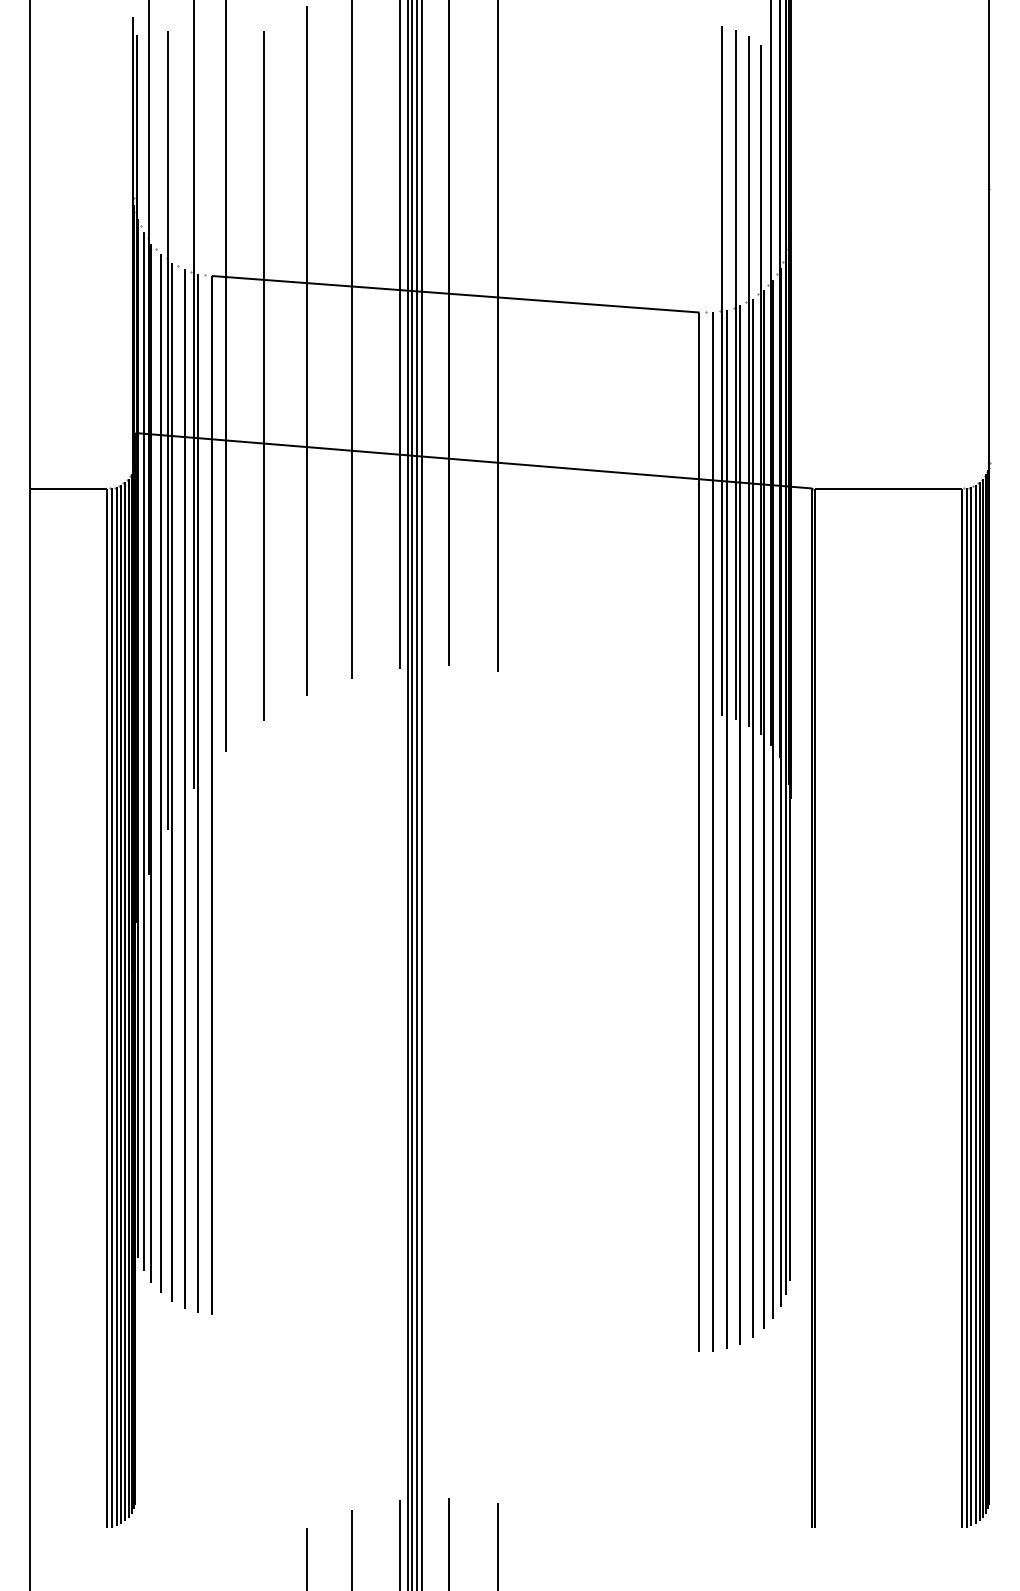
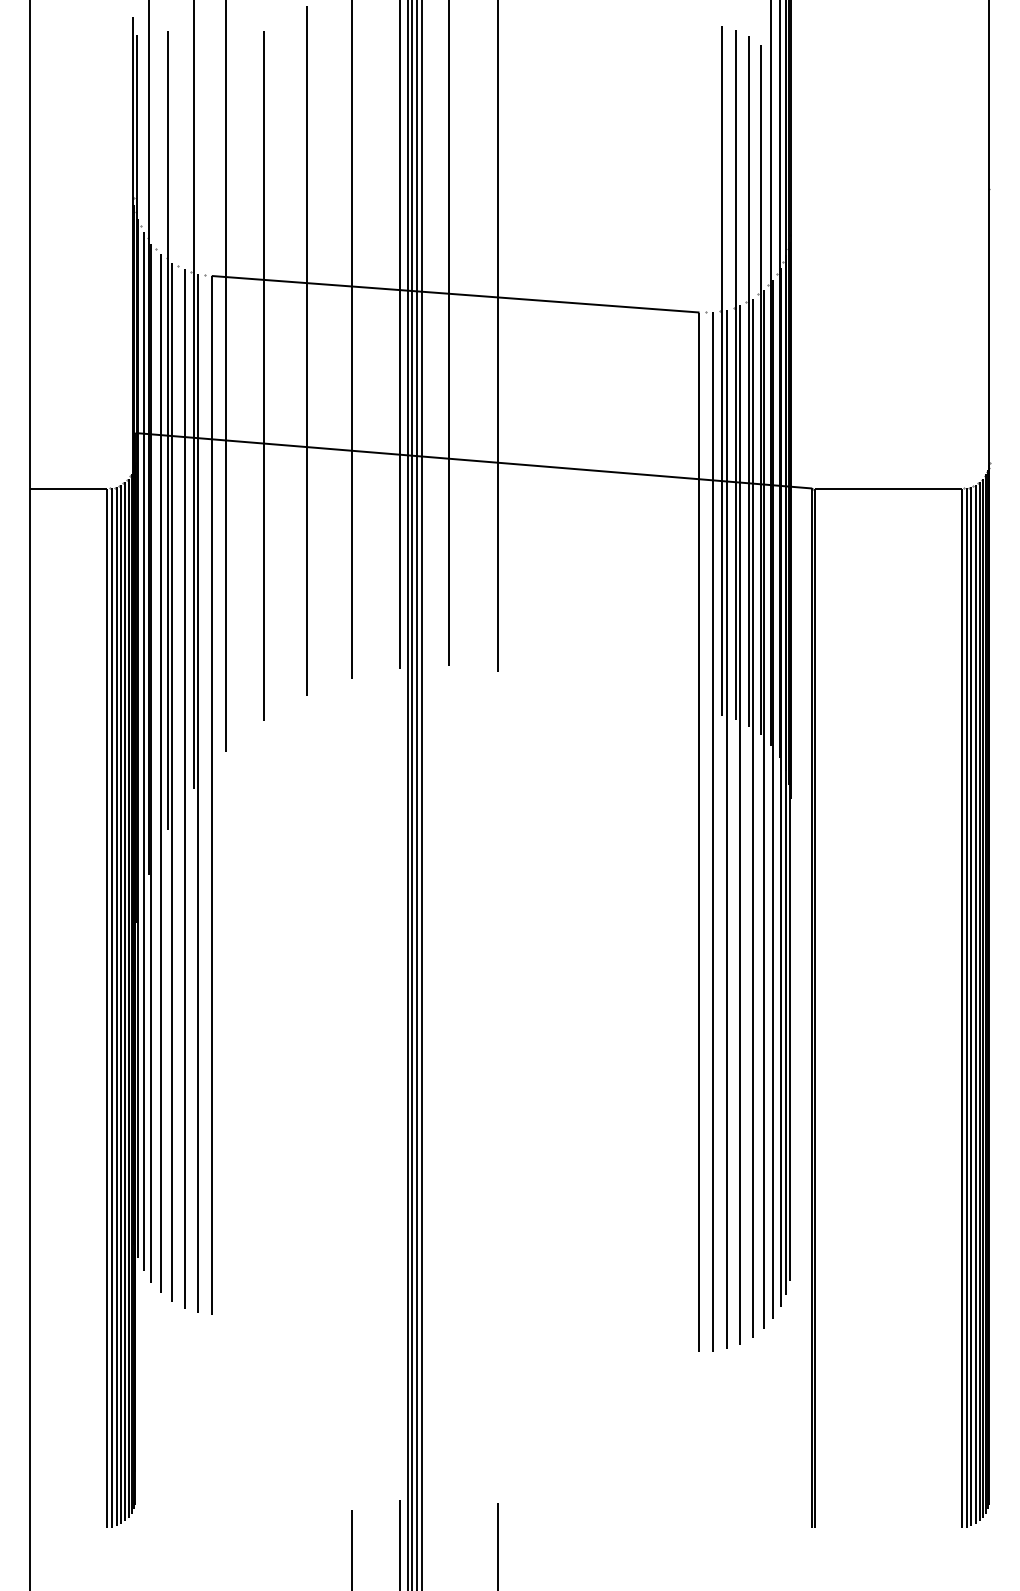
line: present -> none (449, 1542)
line: present -> none (306, 1557)
